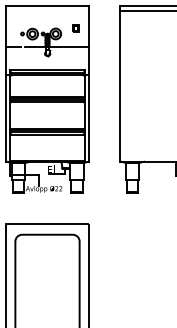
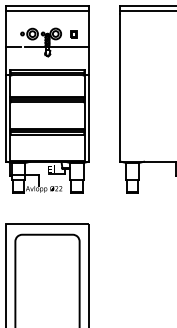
line: none -> present (47, 11)
part position: (75, 28) -> (73, 34) (73, 34)
